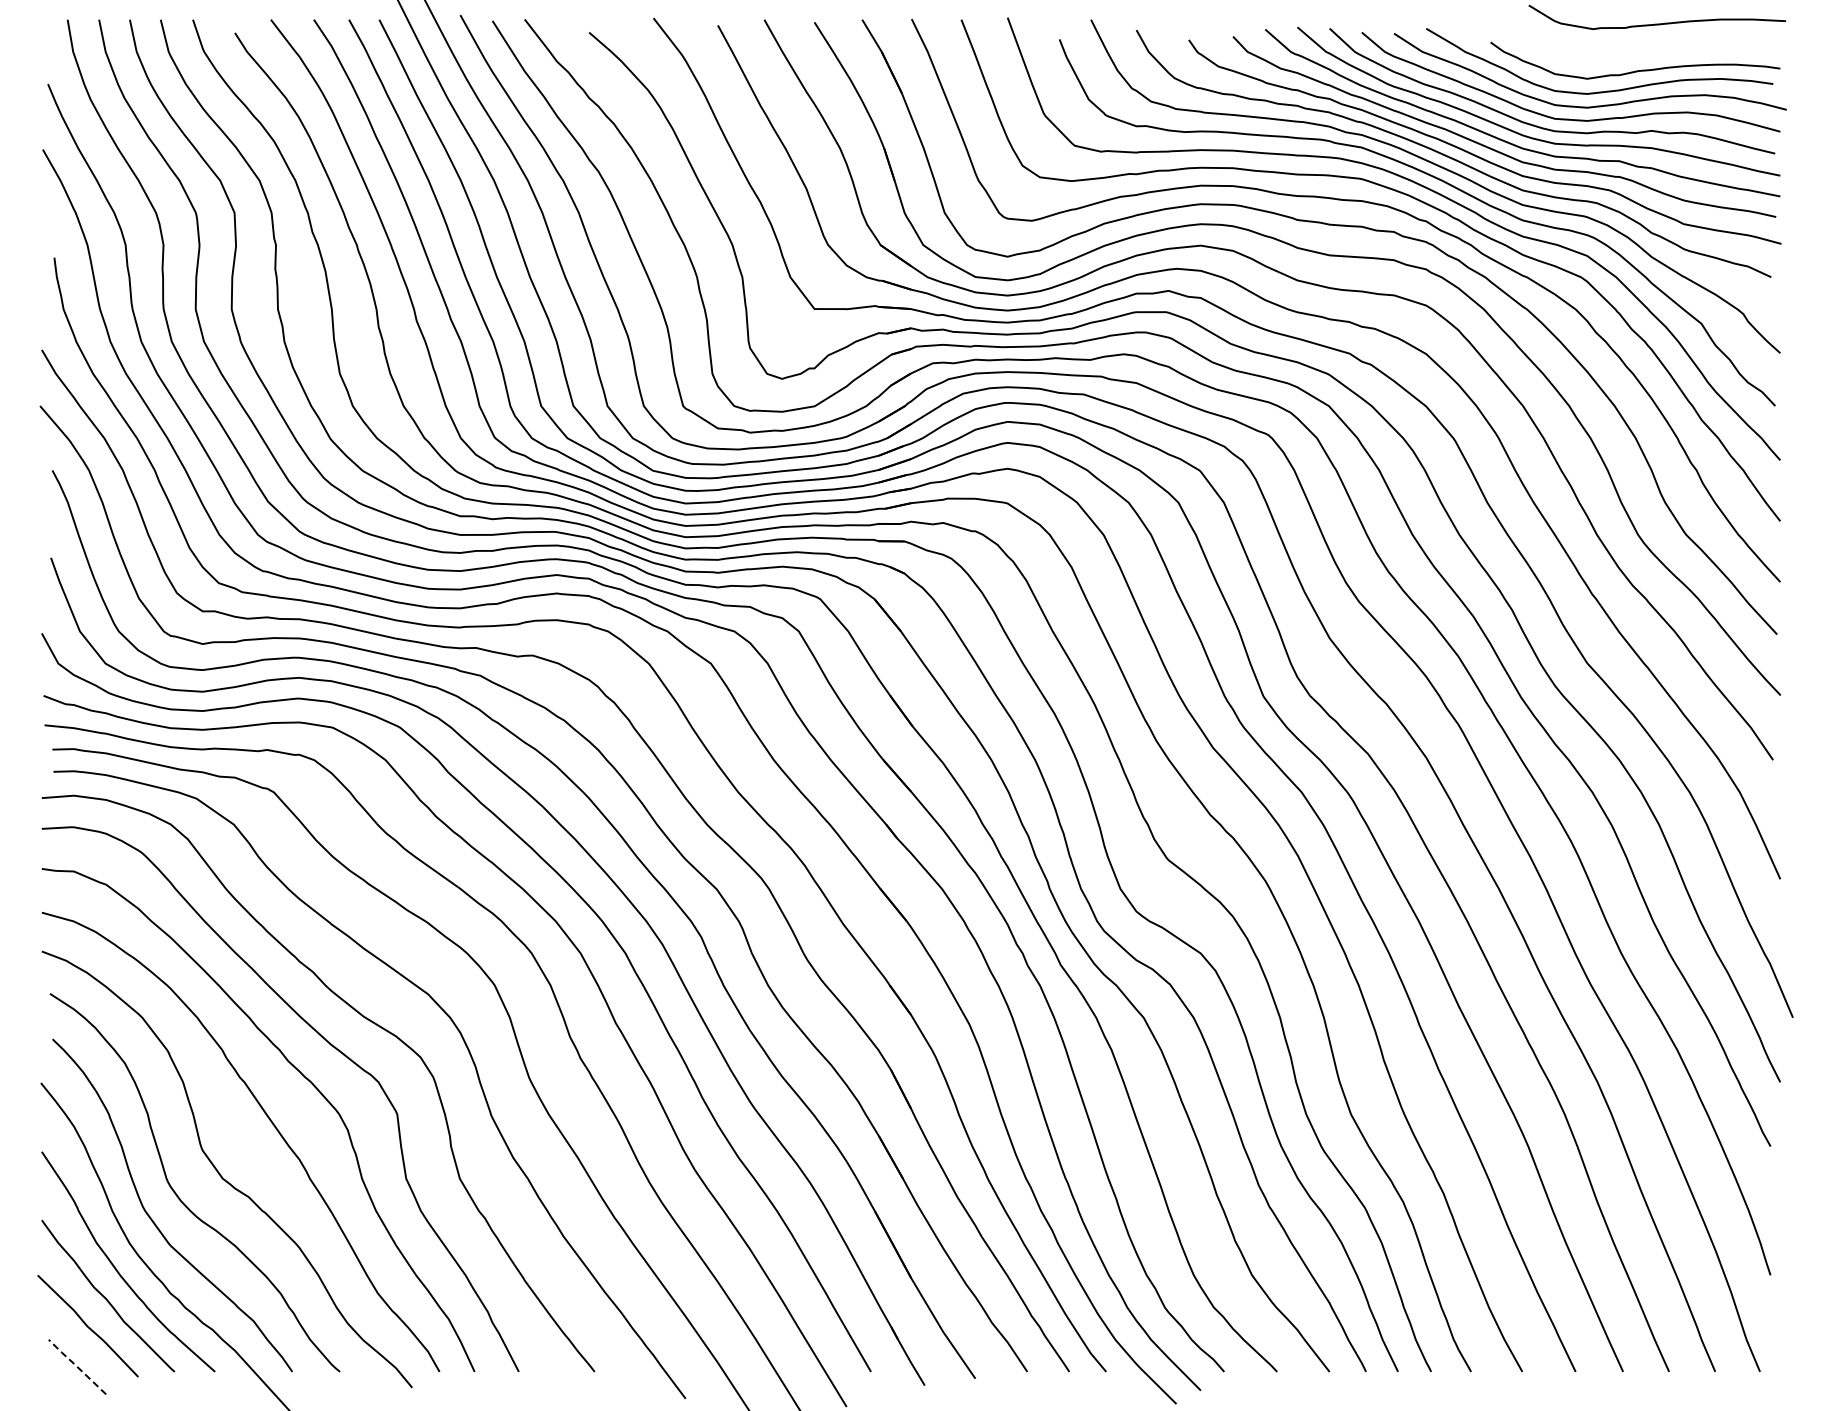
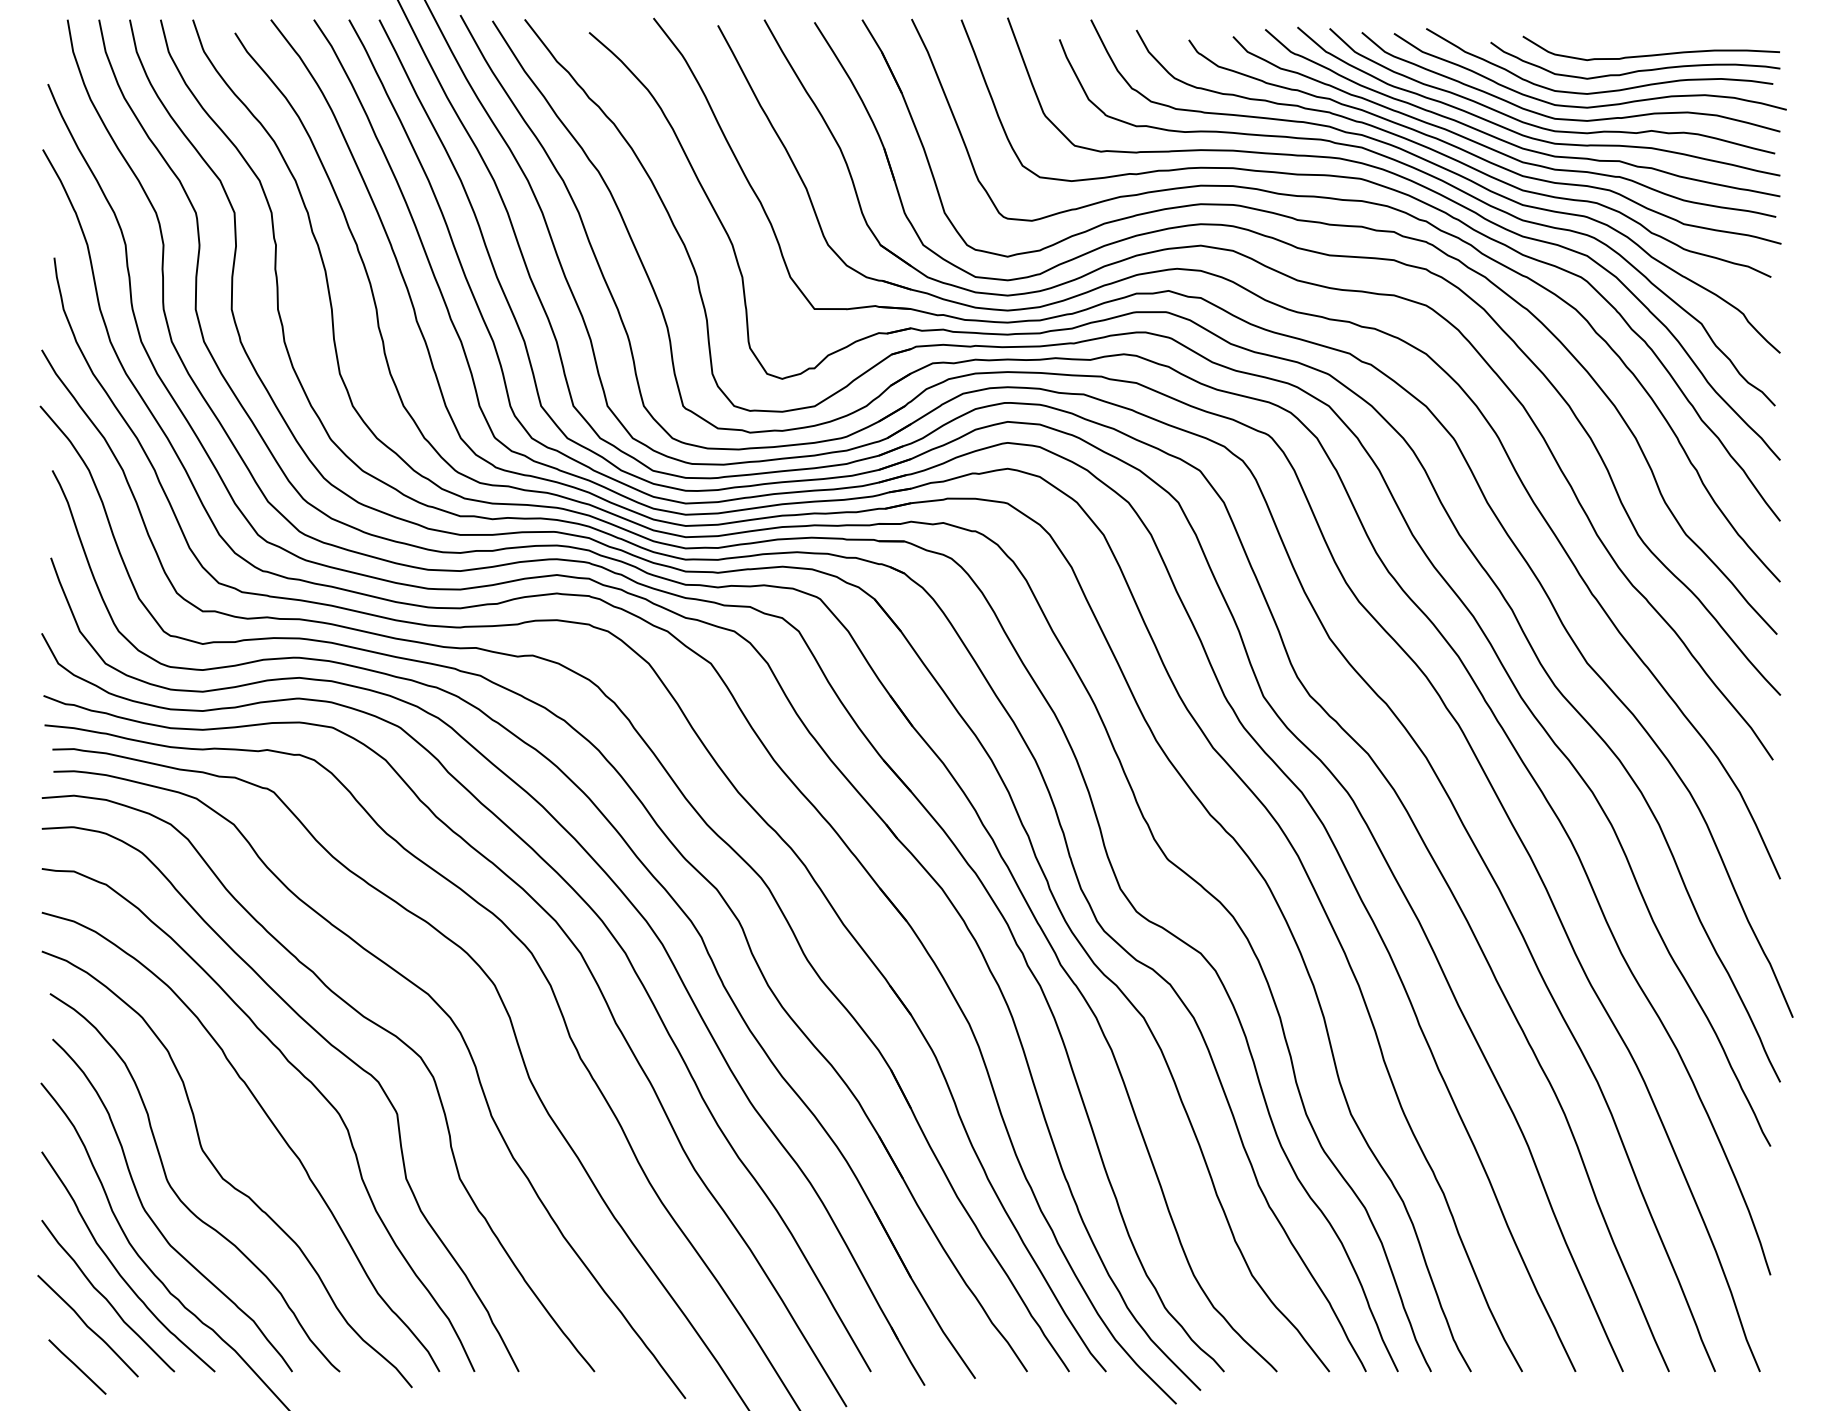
curve position: (1656, 23) -> (1650, 54) (1650, 54)
line: dashed -> solid (76, 1365)
